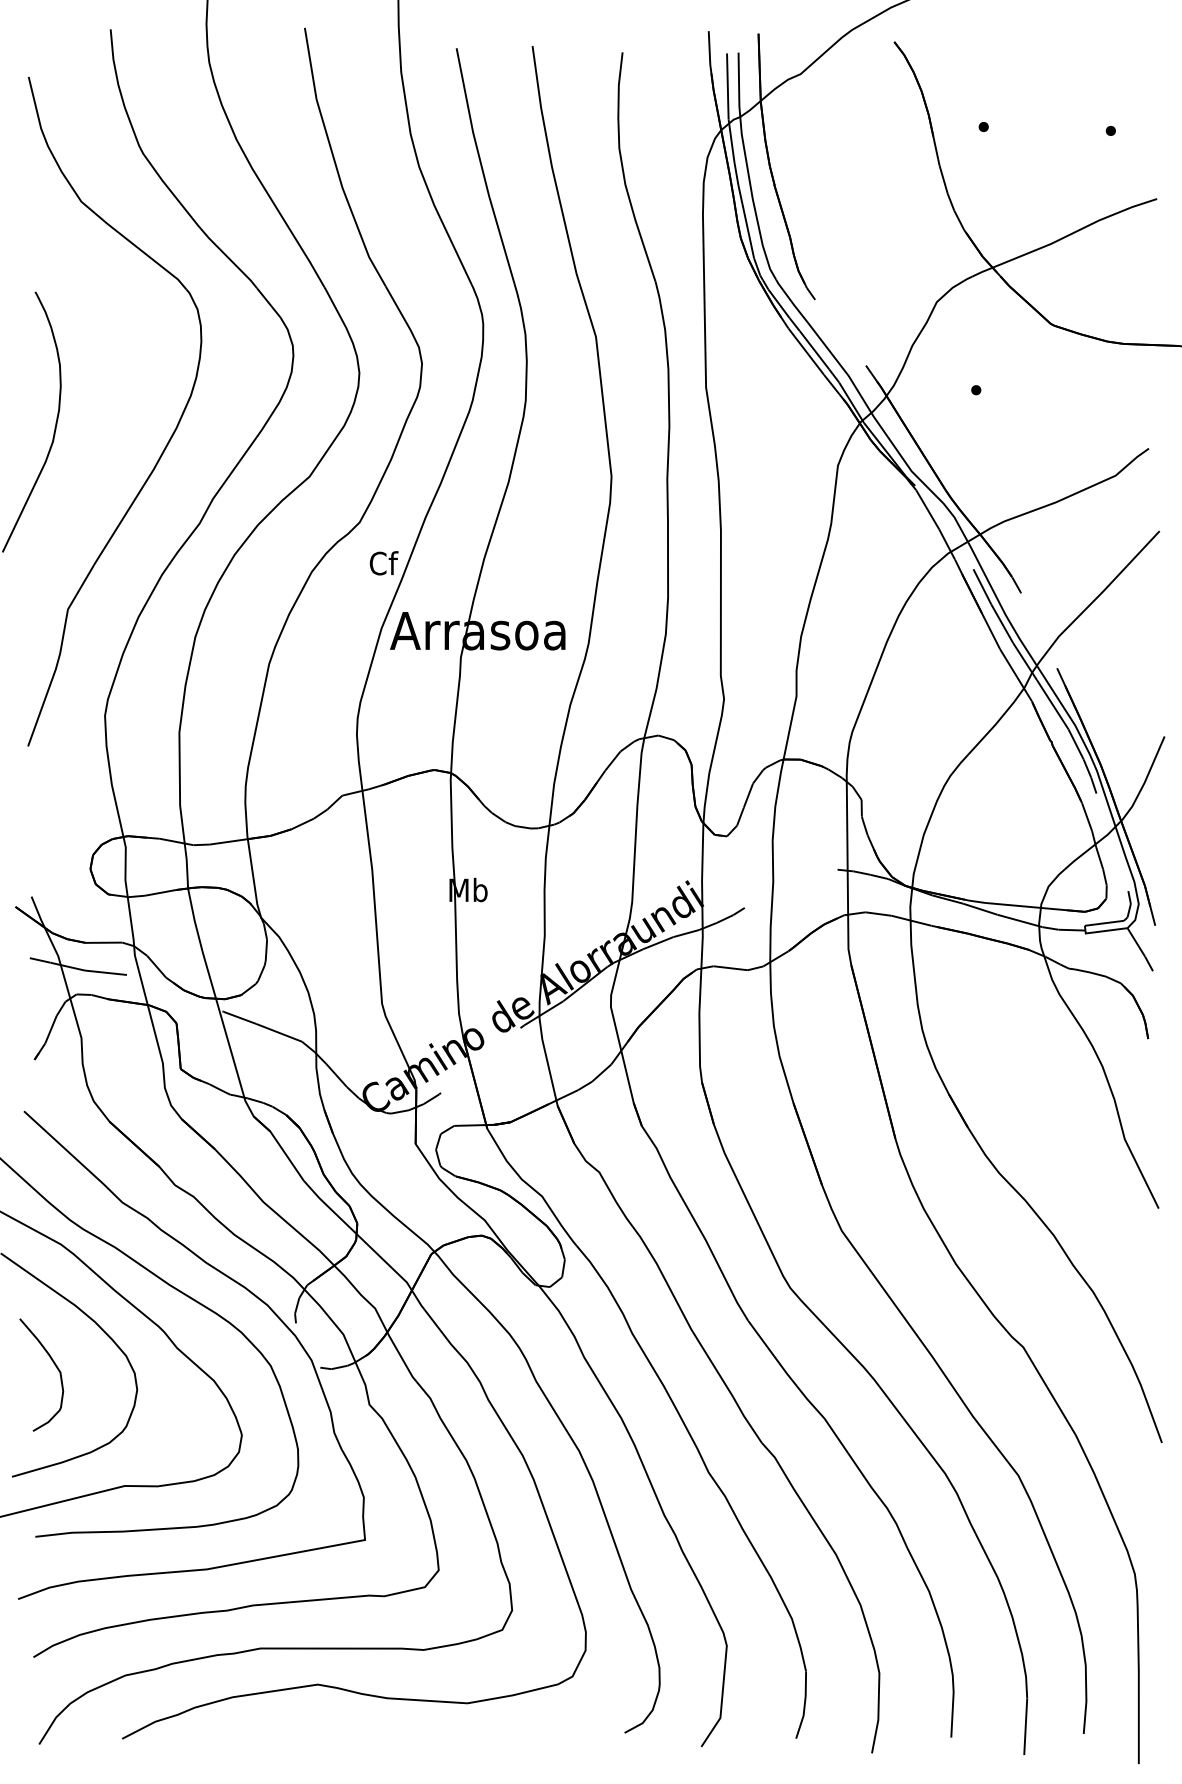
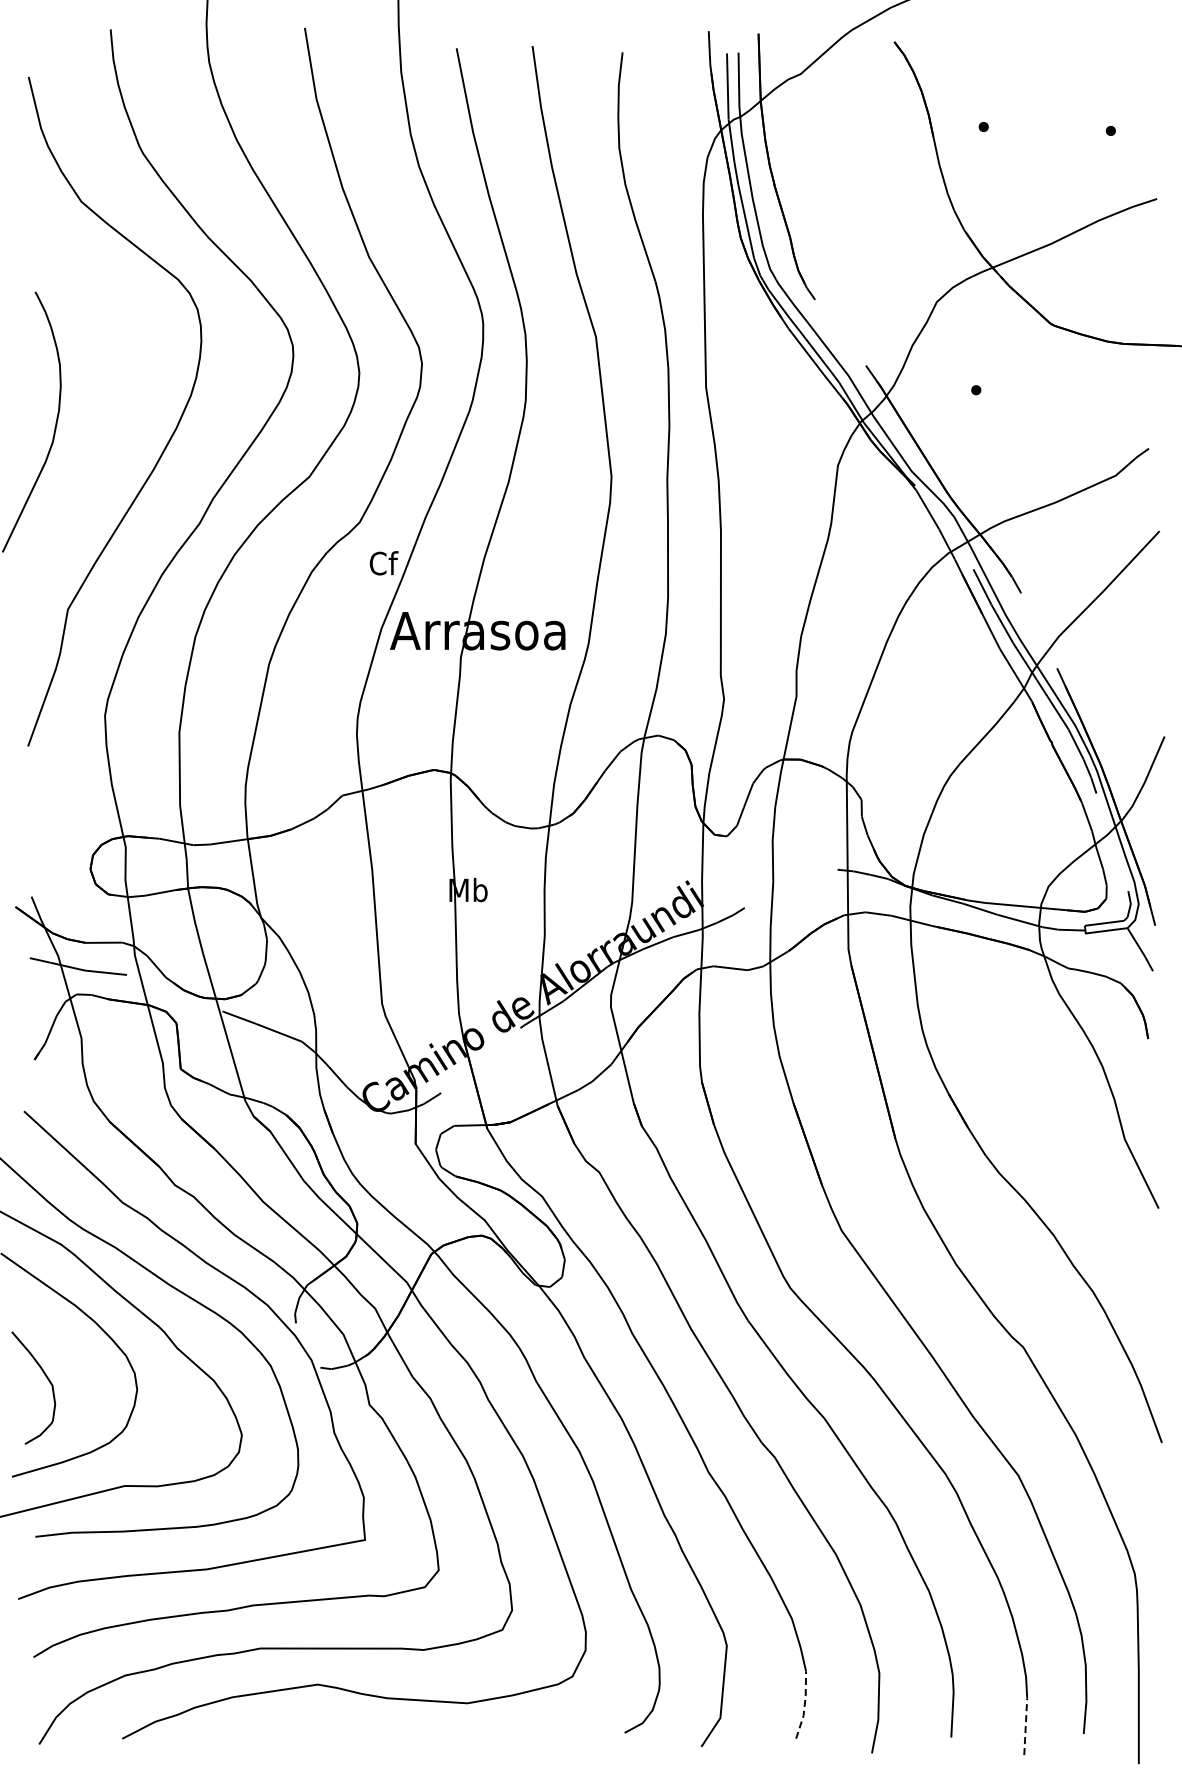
curve position: (54, 1365) -> (46, 1378) (46, 1378)
line: solid -> dashed (804, 1705)
line: solid -> dashed (1025, 1726)
